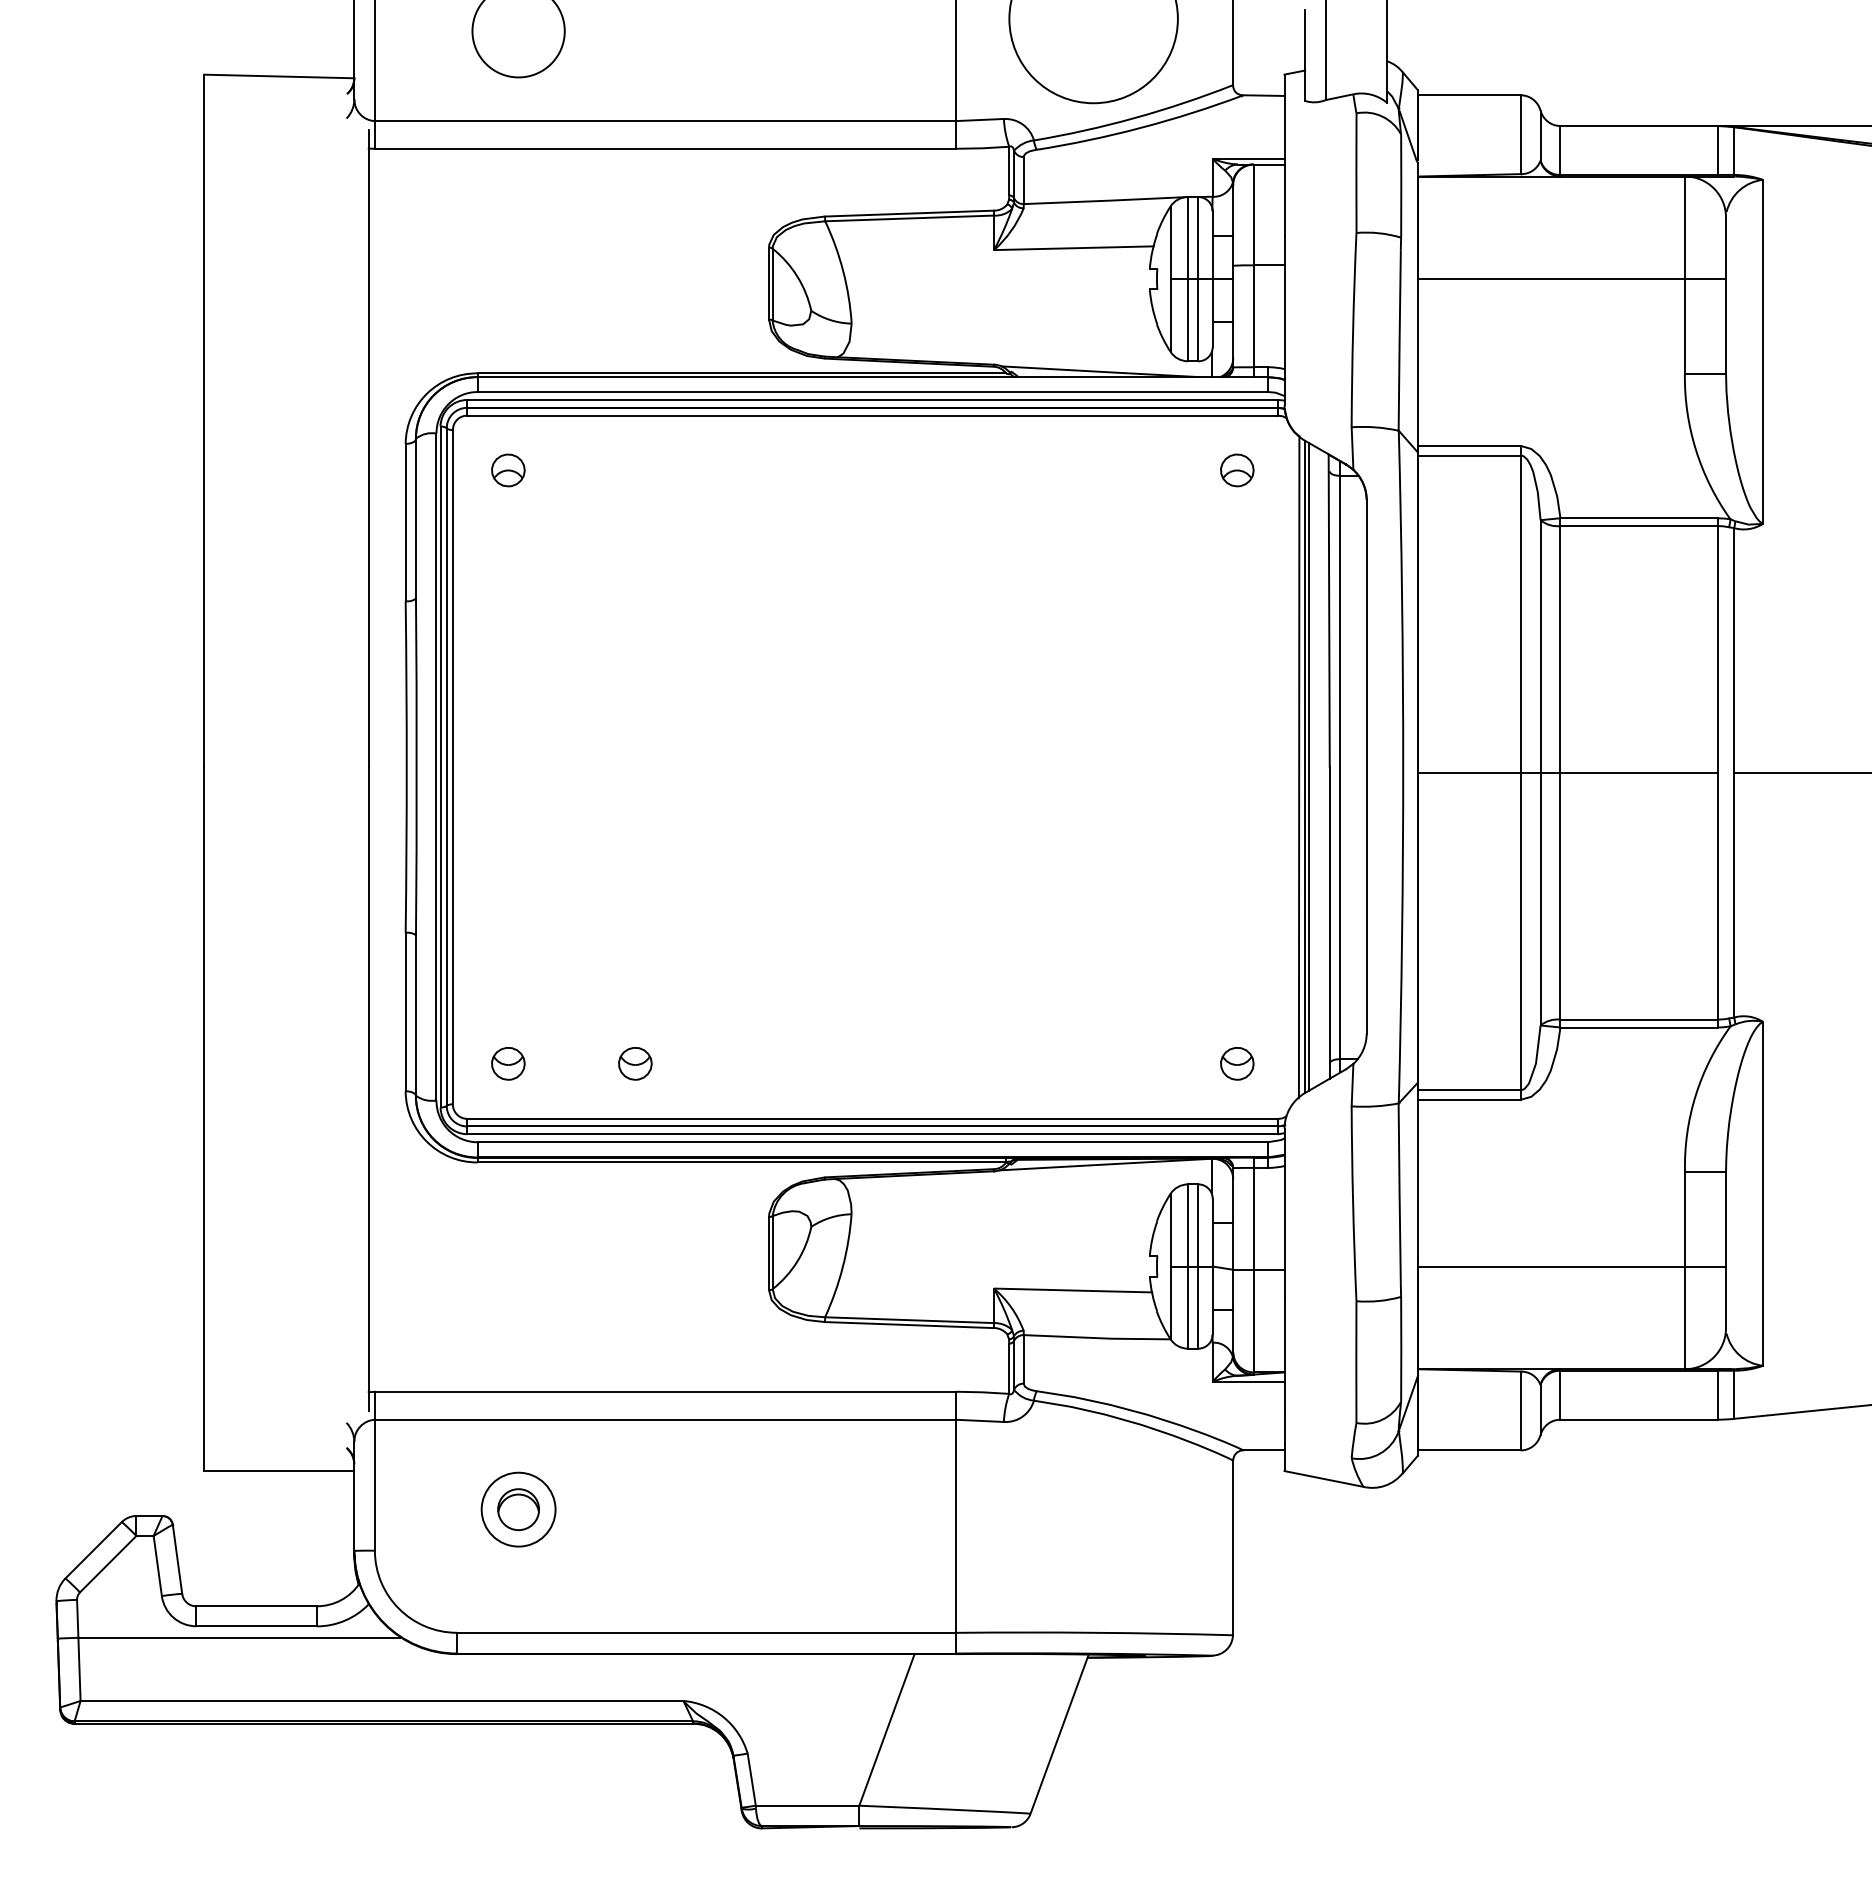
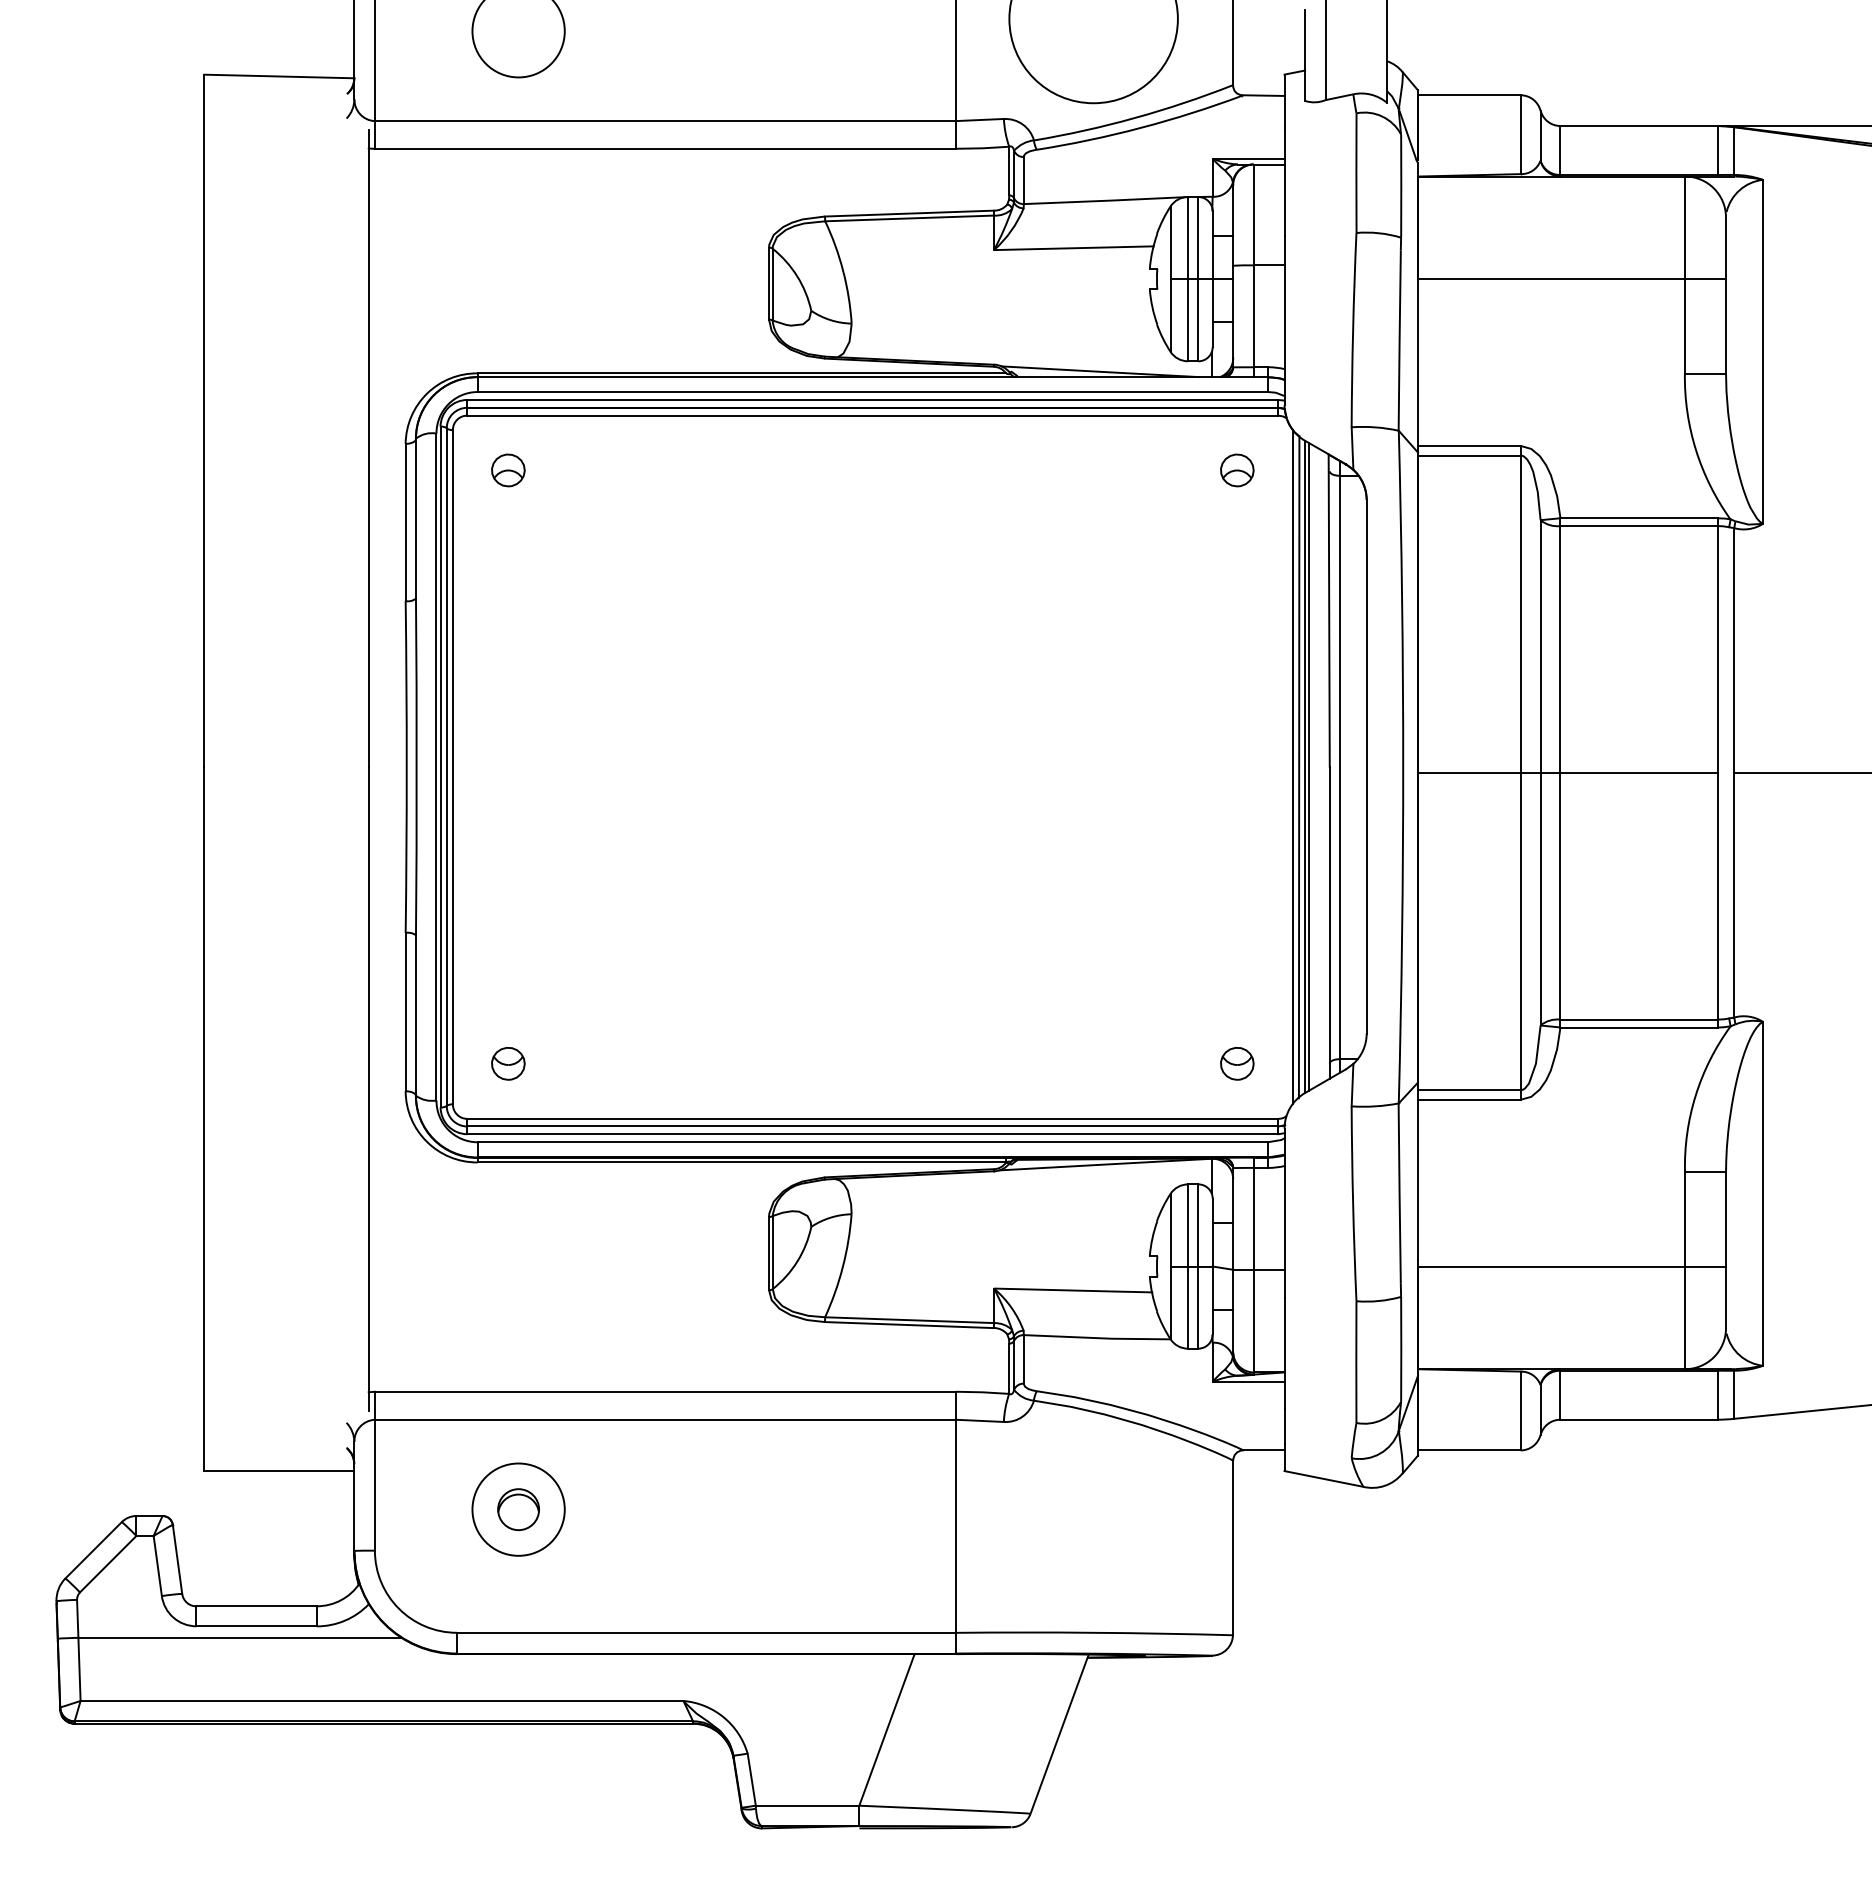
line: none -> present (1292, 766)
part: present -> none (635, 1063)
circle diameter: 74 px -> 92 px (518, 1509)
